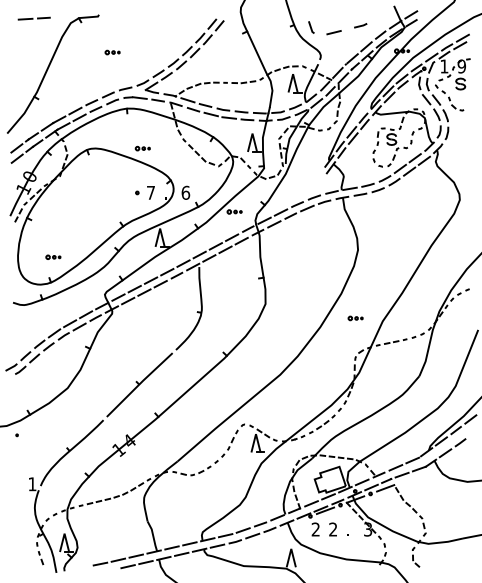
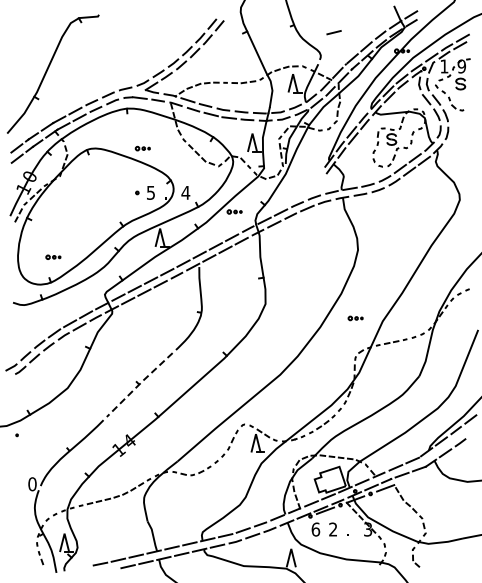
line: present -> none (33, 18)
line: present -> none (360, 25)
line: present -> none (311, 27)
part: present -> none (112, 52)
text: 7 -> 5 (150, 192)
text: 6 -> 4 (185, 192)
line: solid -> dashed (139, 384)
text: 1 -> 0 (32, 484)
text: 2 -> 6 (315, 529)
